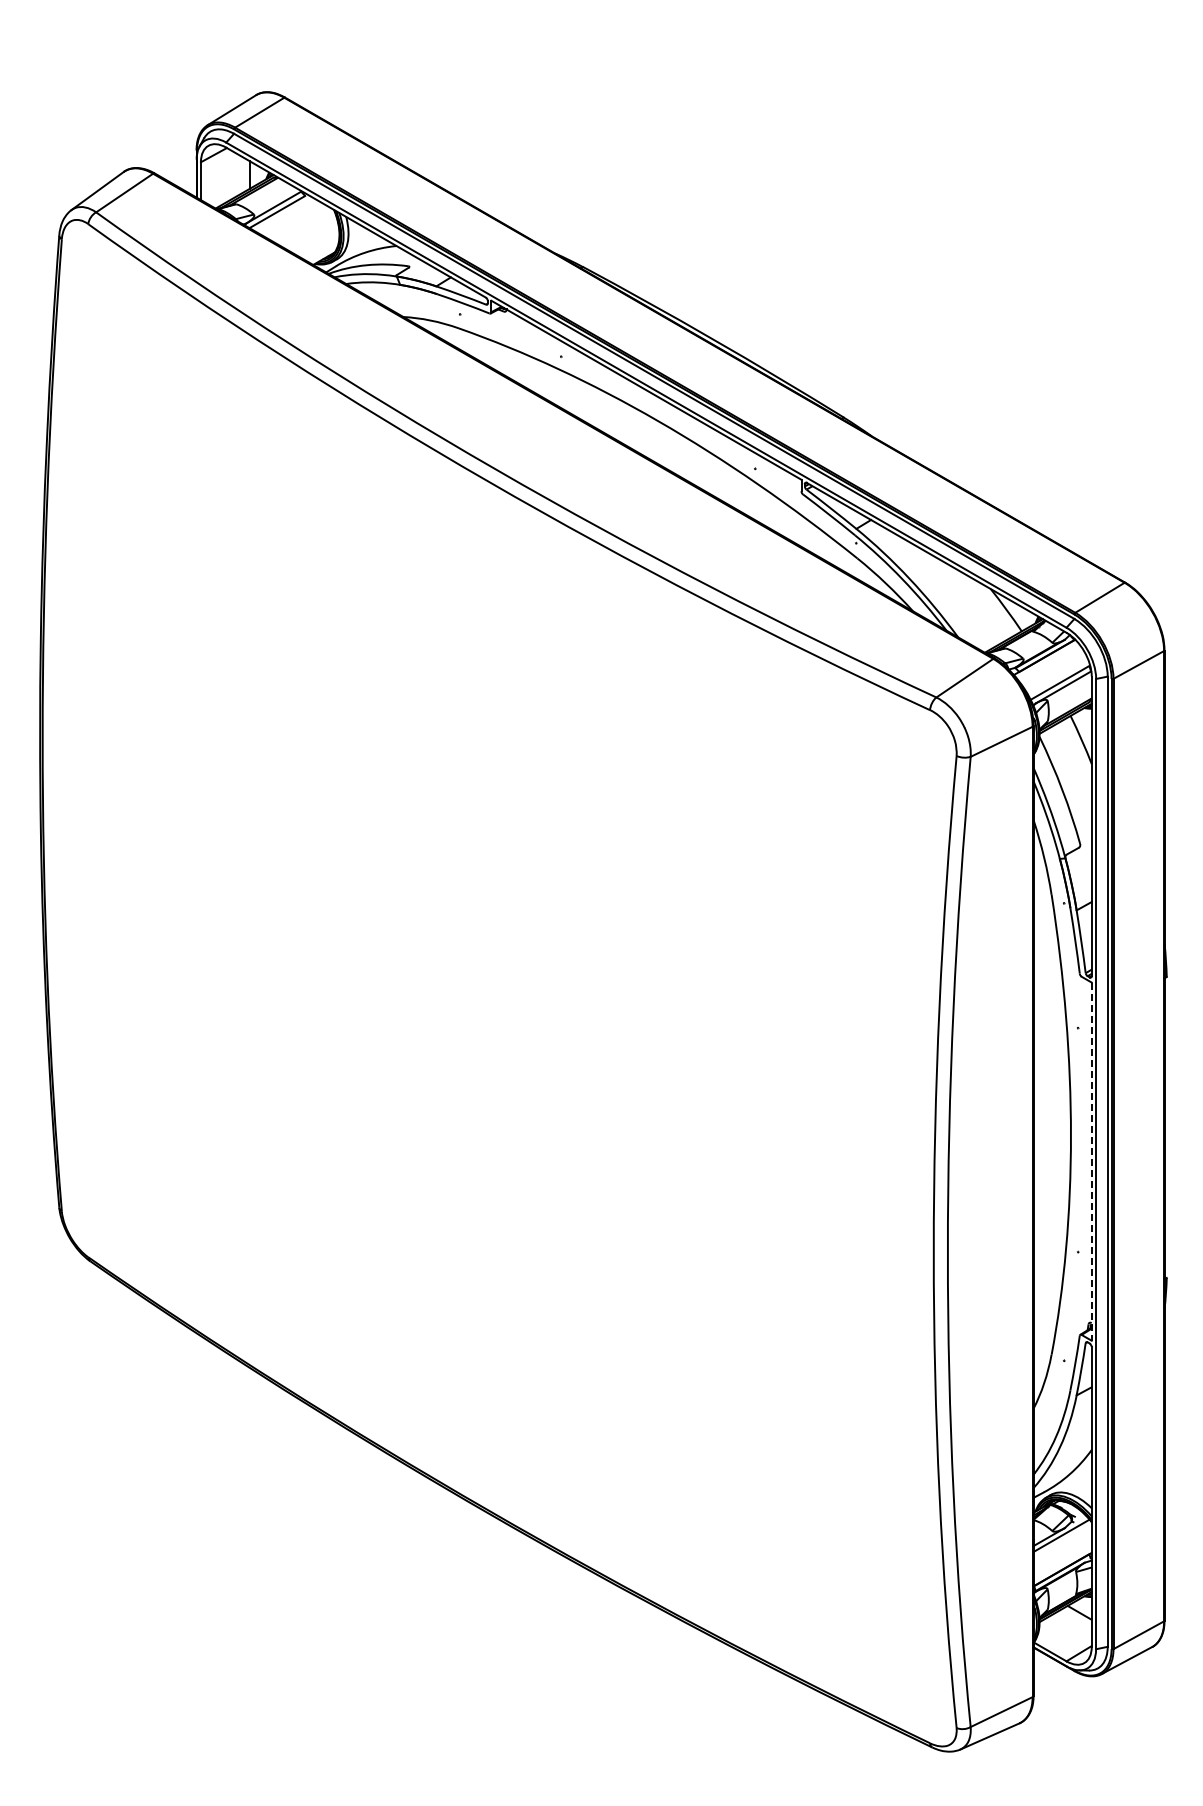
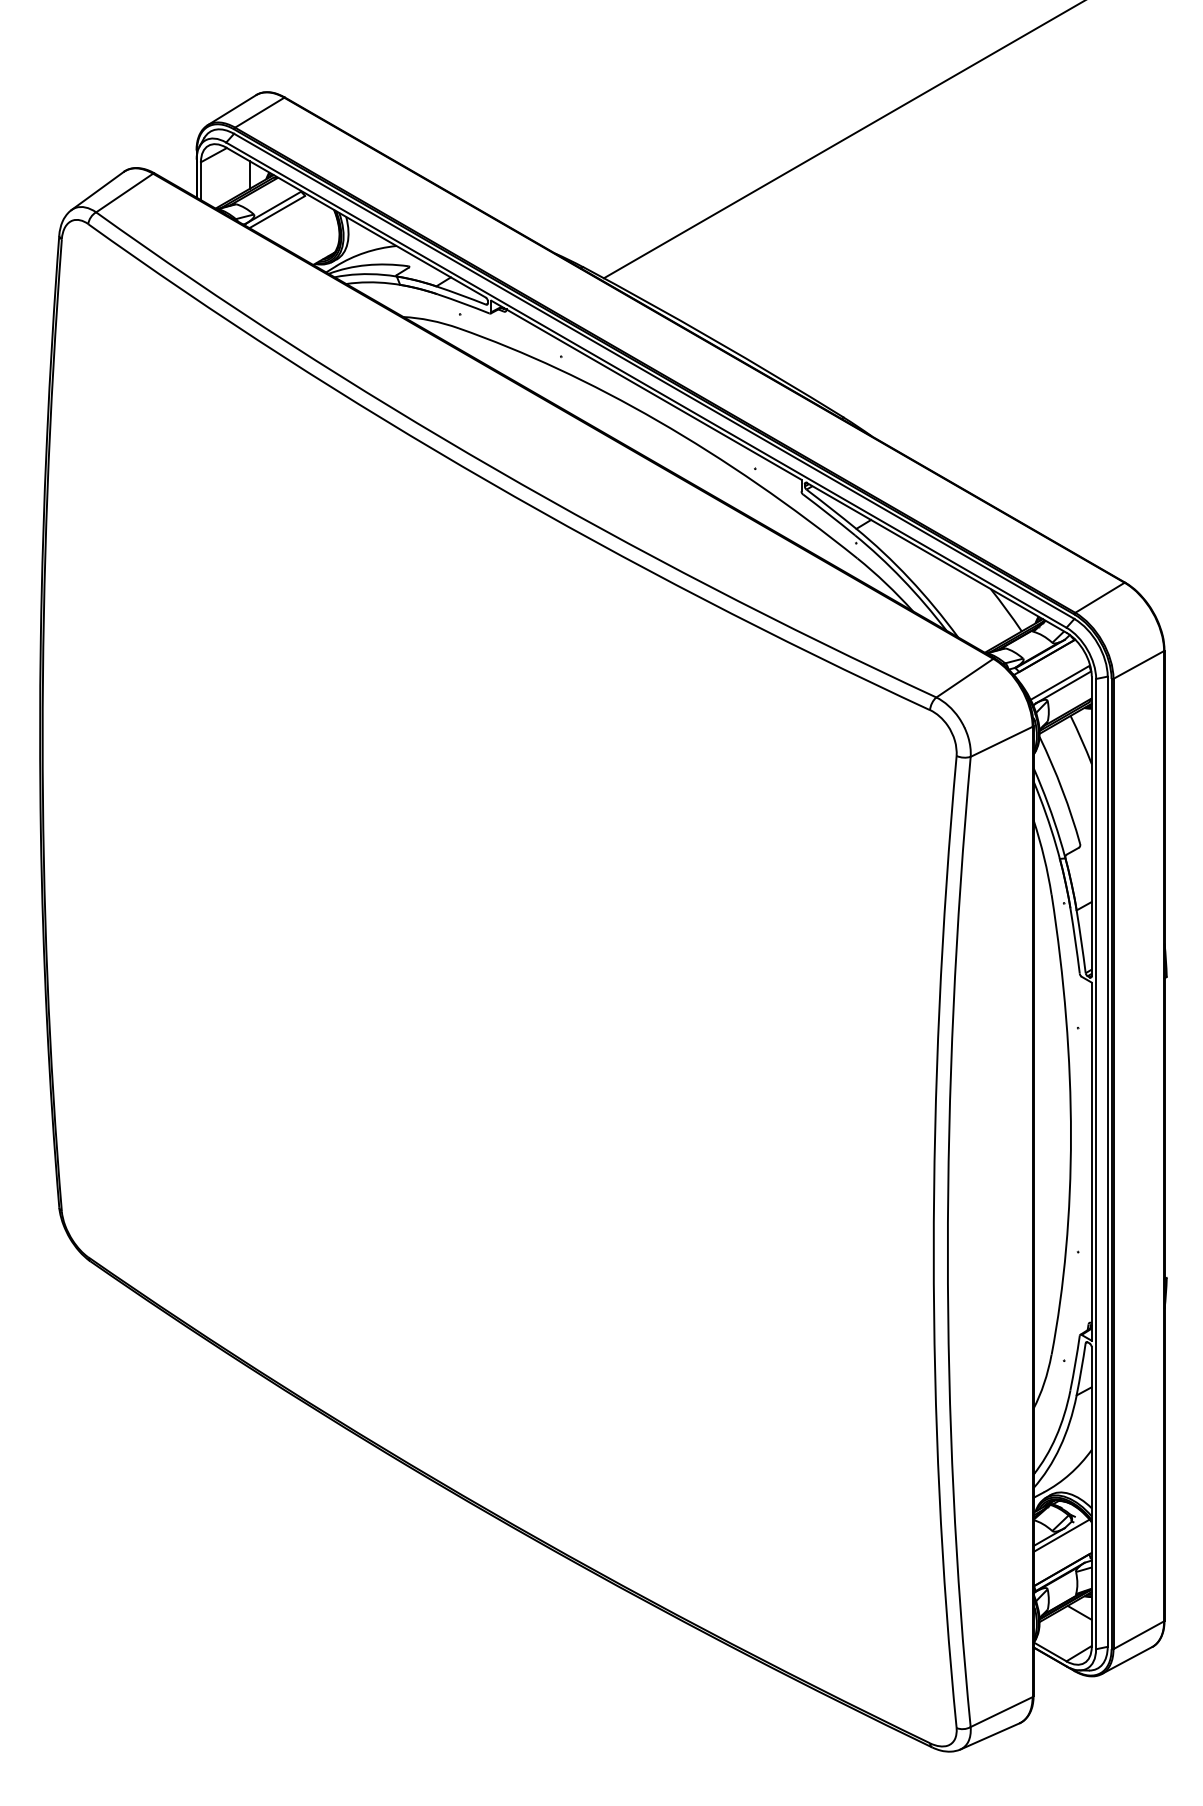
line: none -> present (842, 140)
line: dashed -> solid (1091, 1162)
